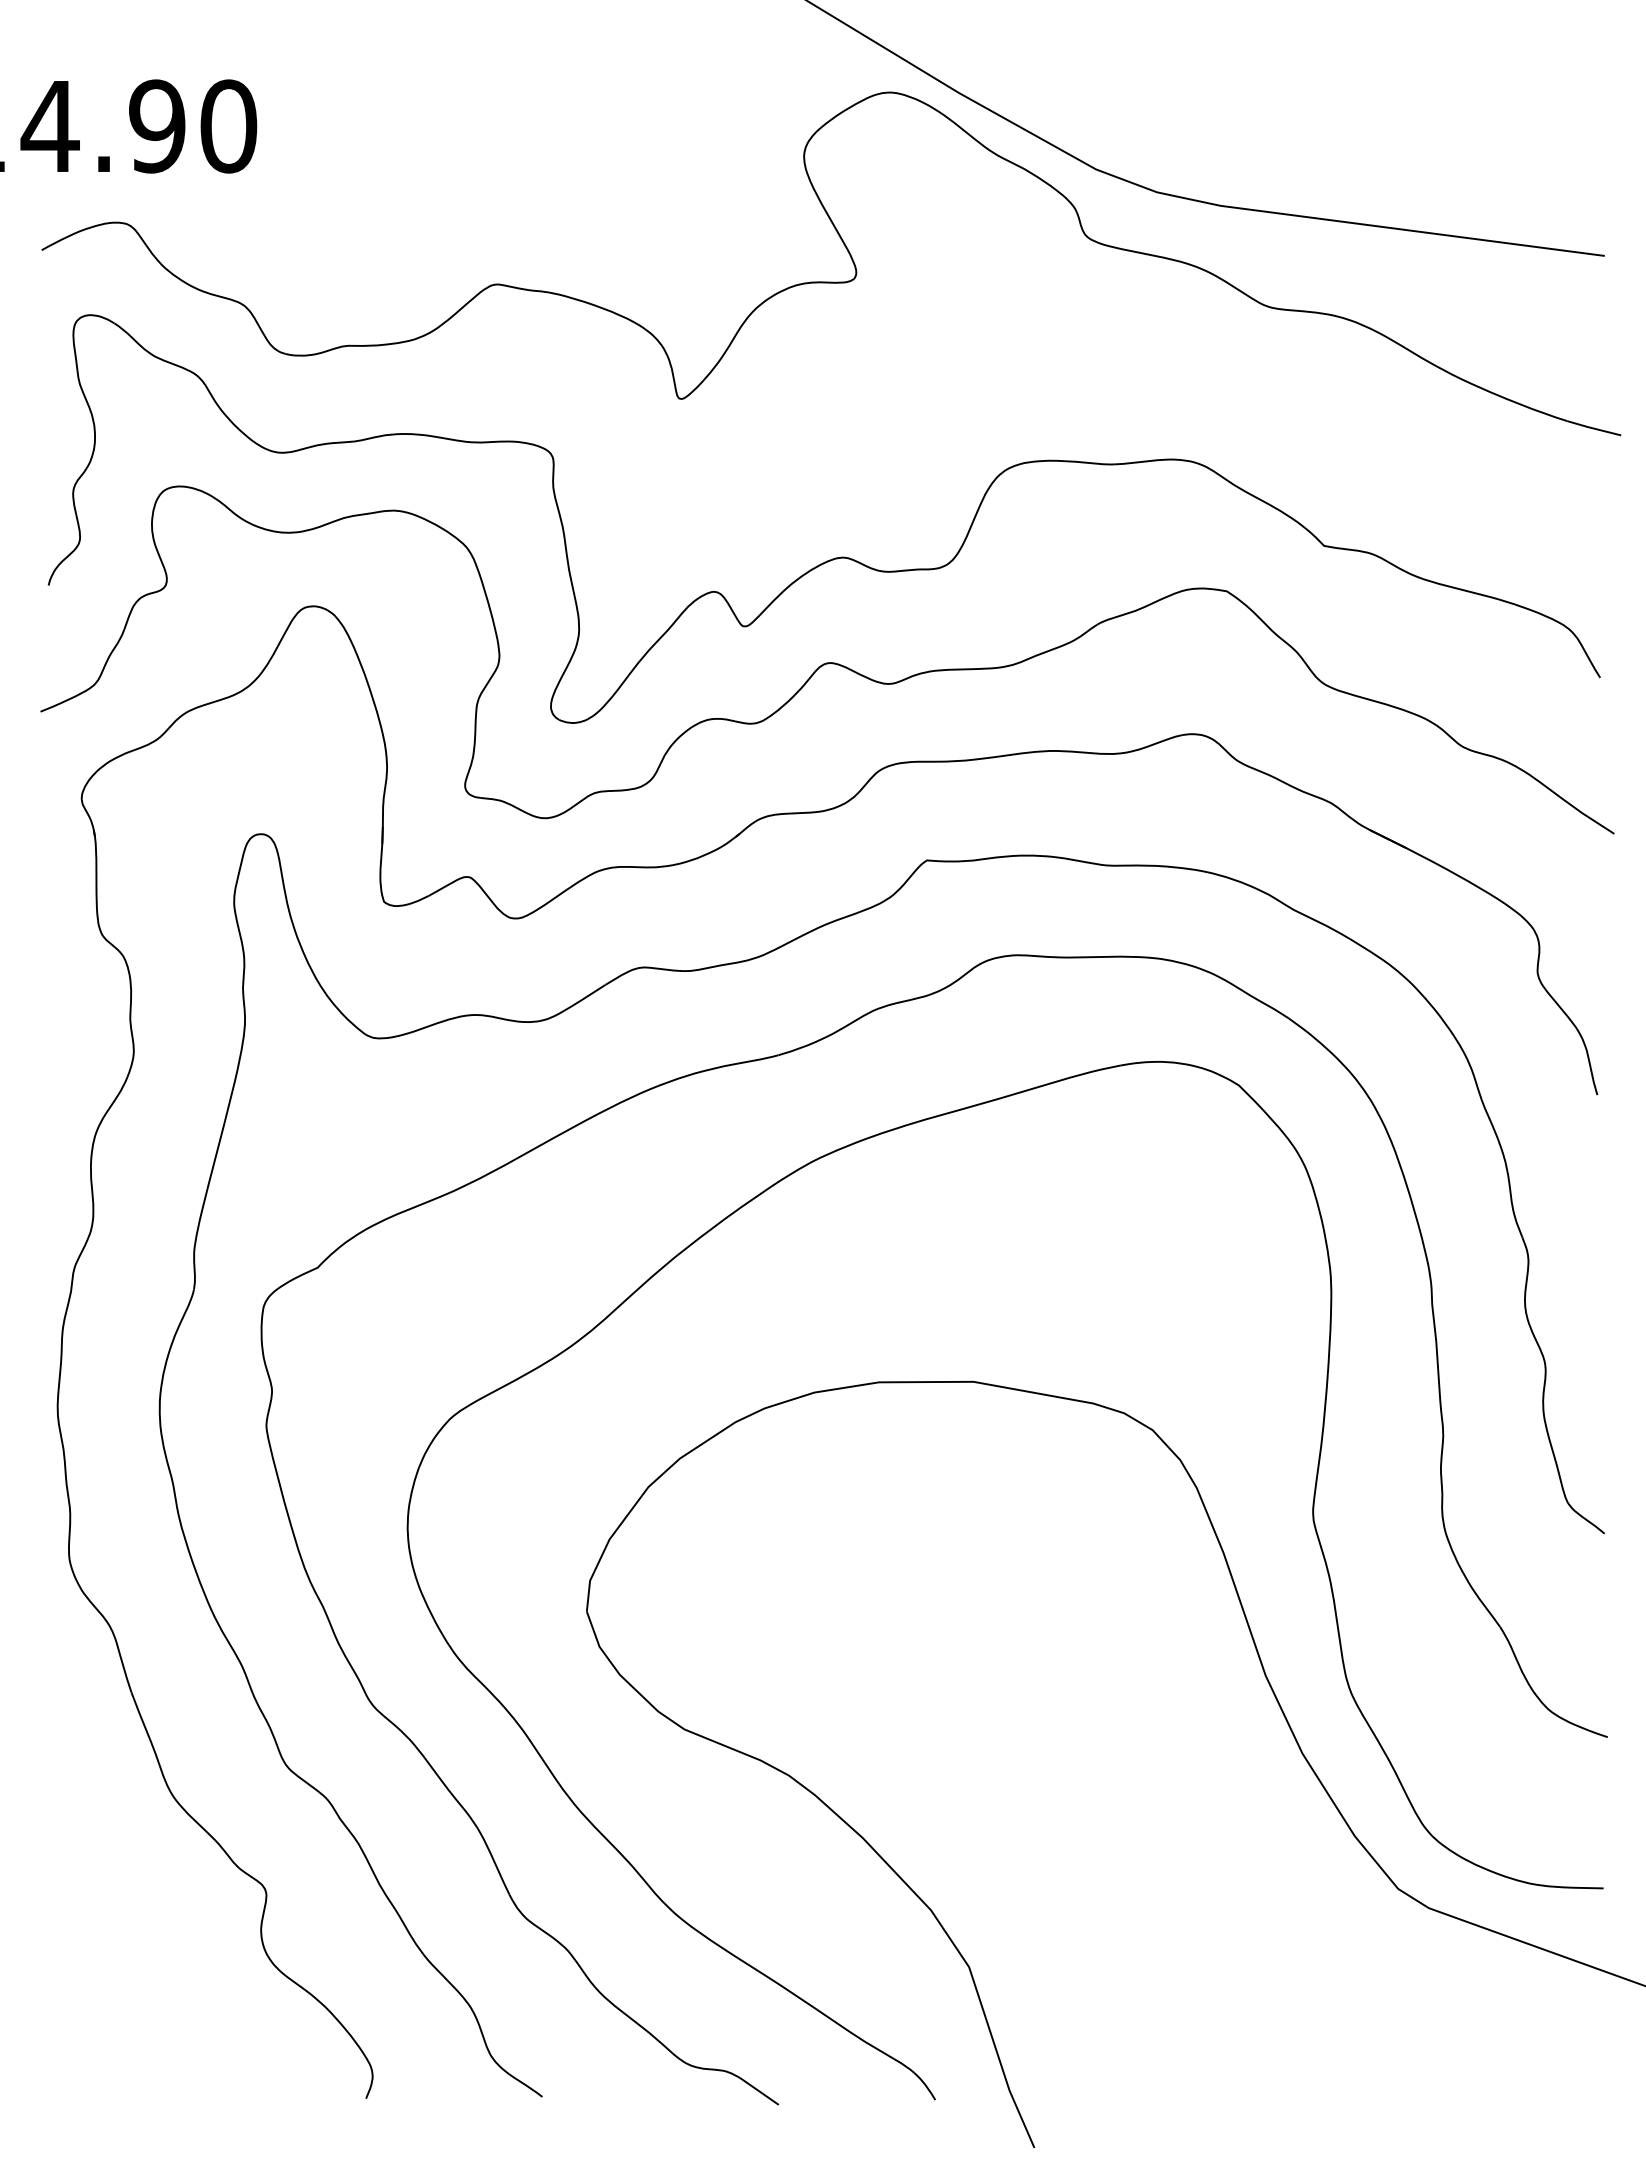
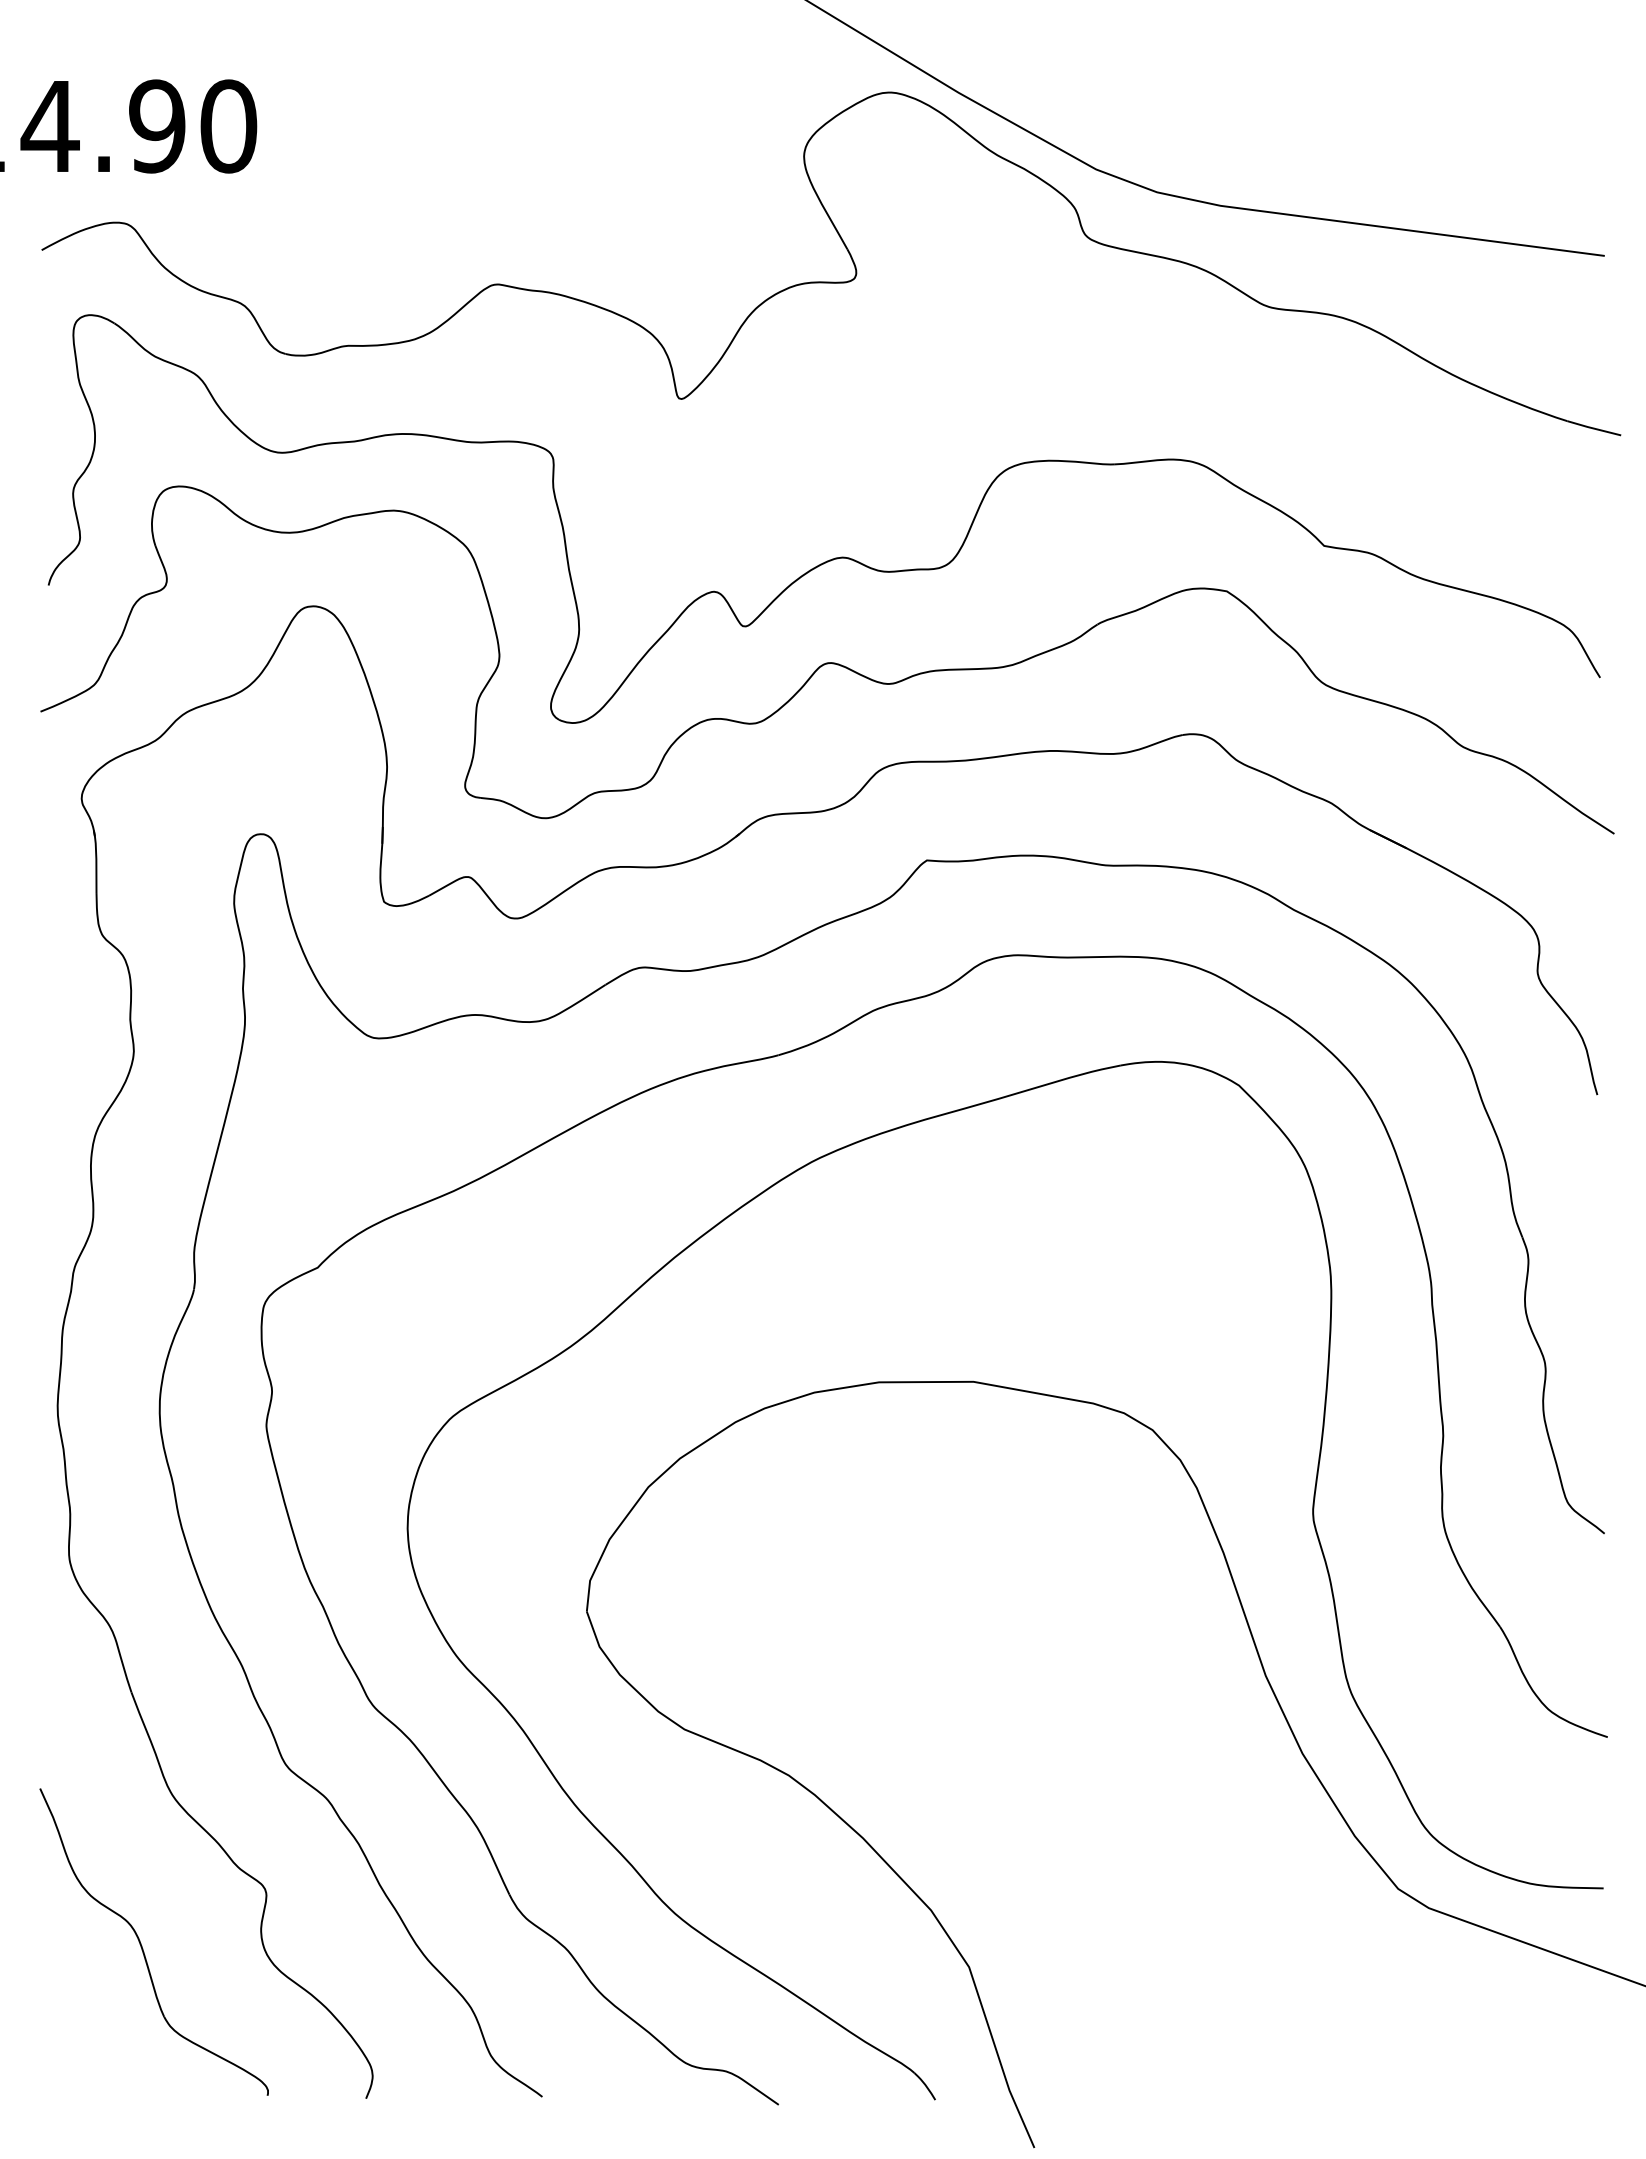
part: none -> present (142, 1945)
